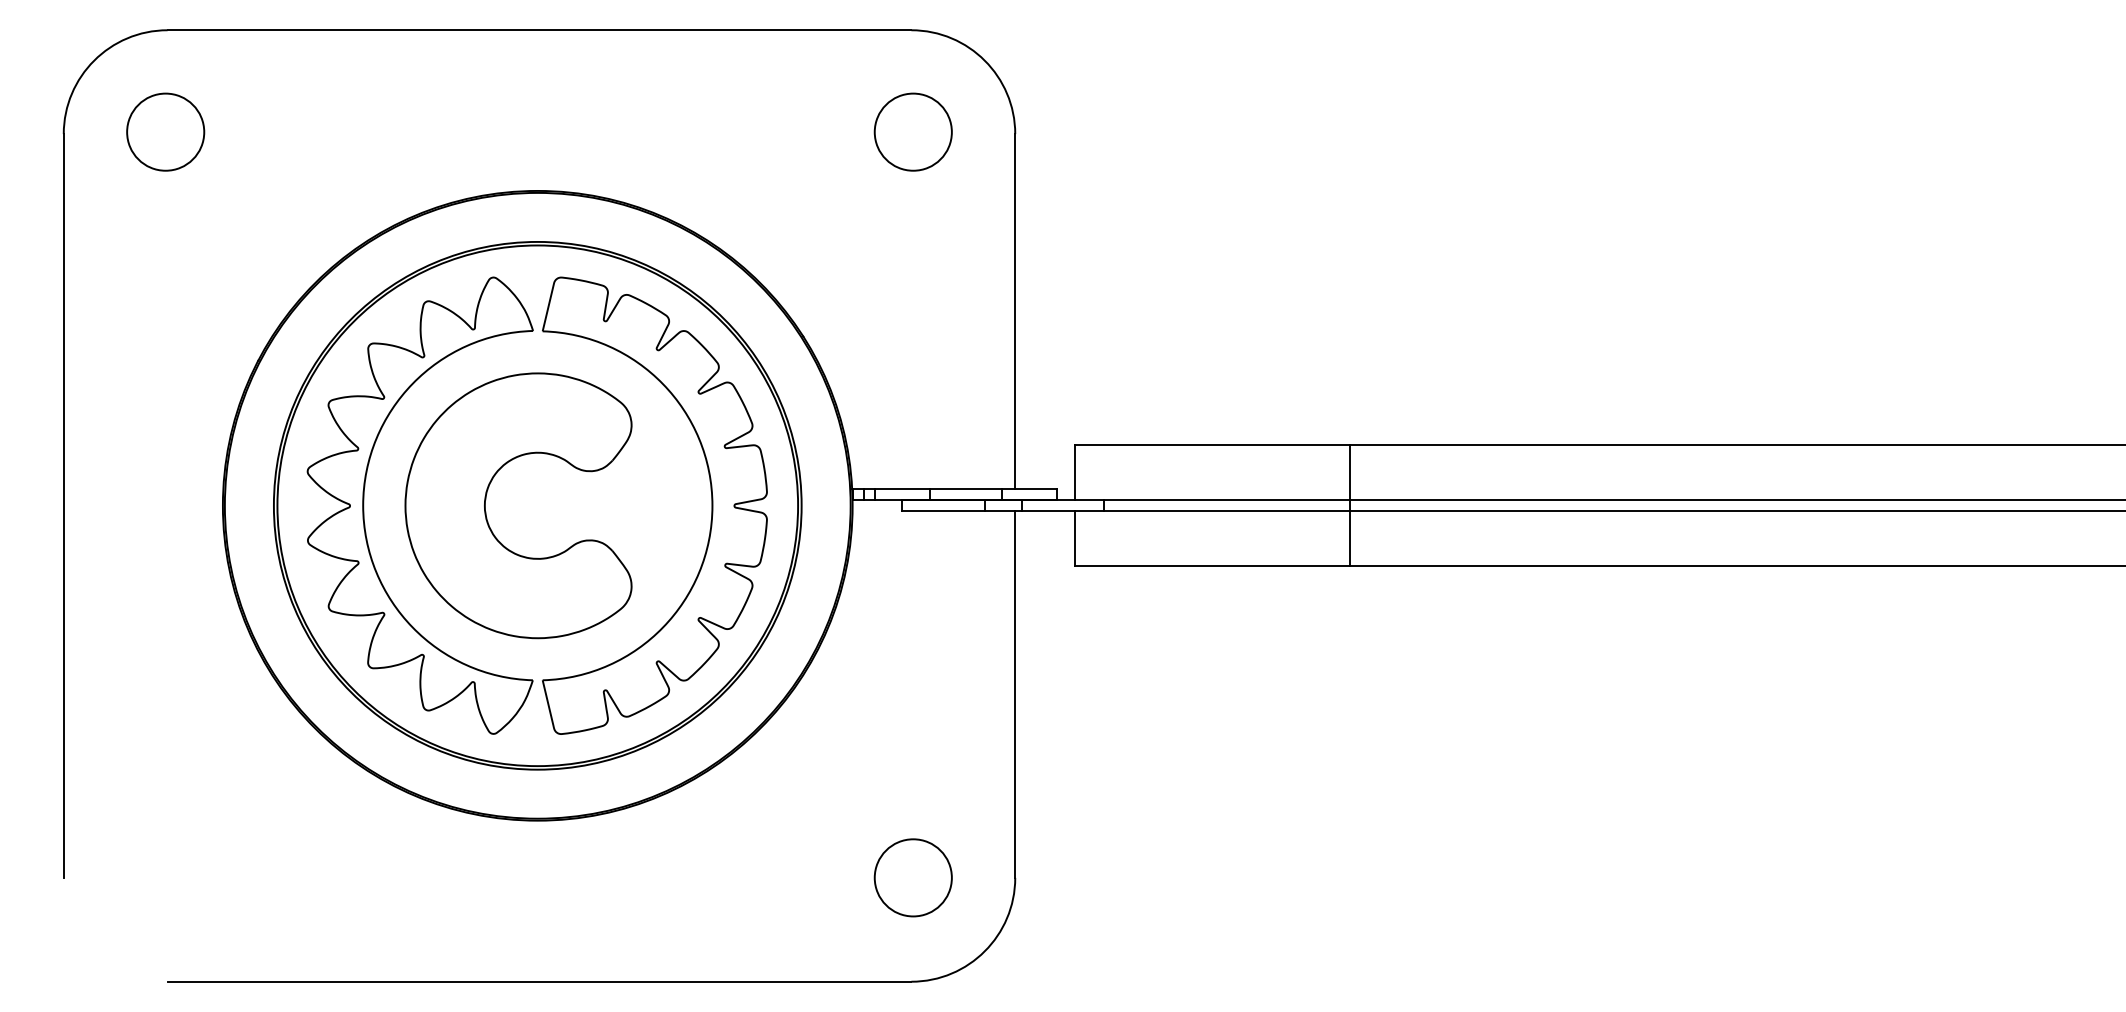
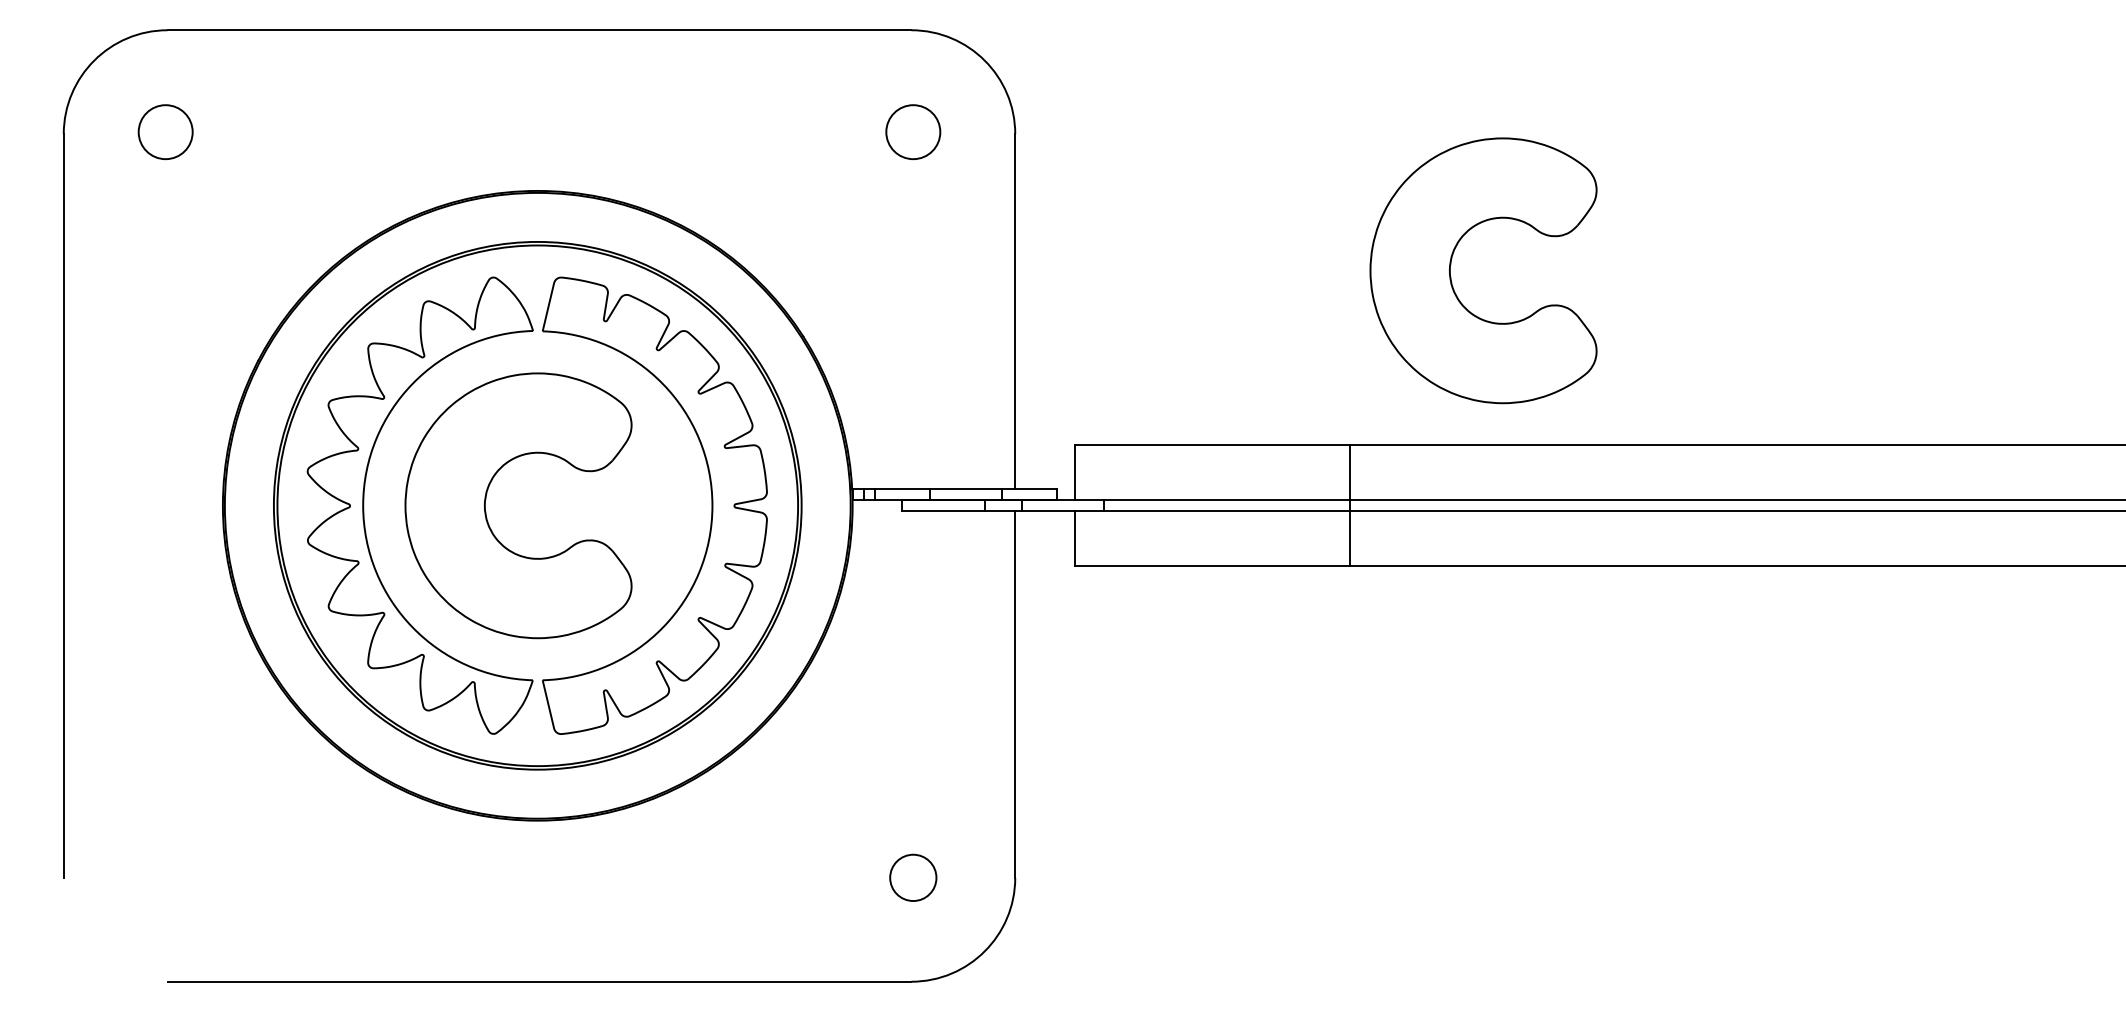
circle diameter: 77 px -> 54 px (165, 132)
circle diameter: 77 px -> 54 px (913, 132)
part: none -> present (1451, 264)
circle diameter: 77 px -> 46 px (913, 877)
